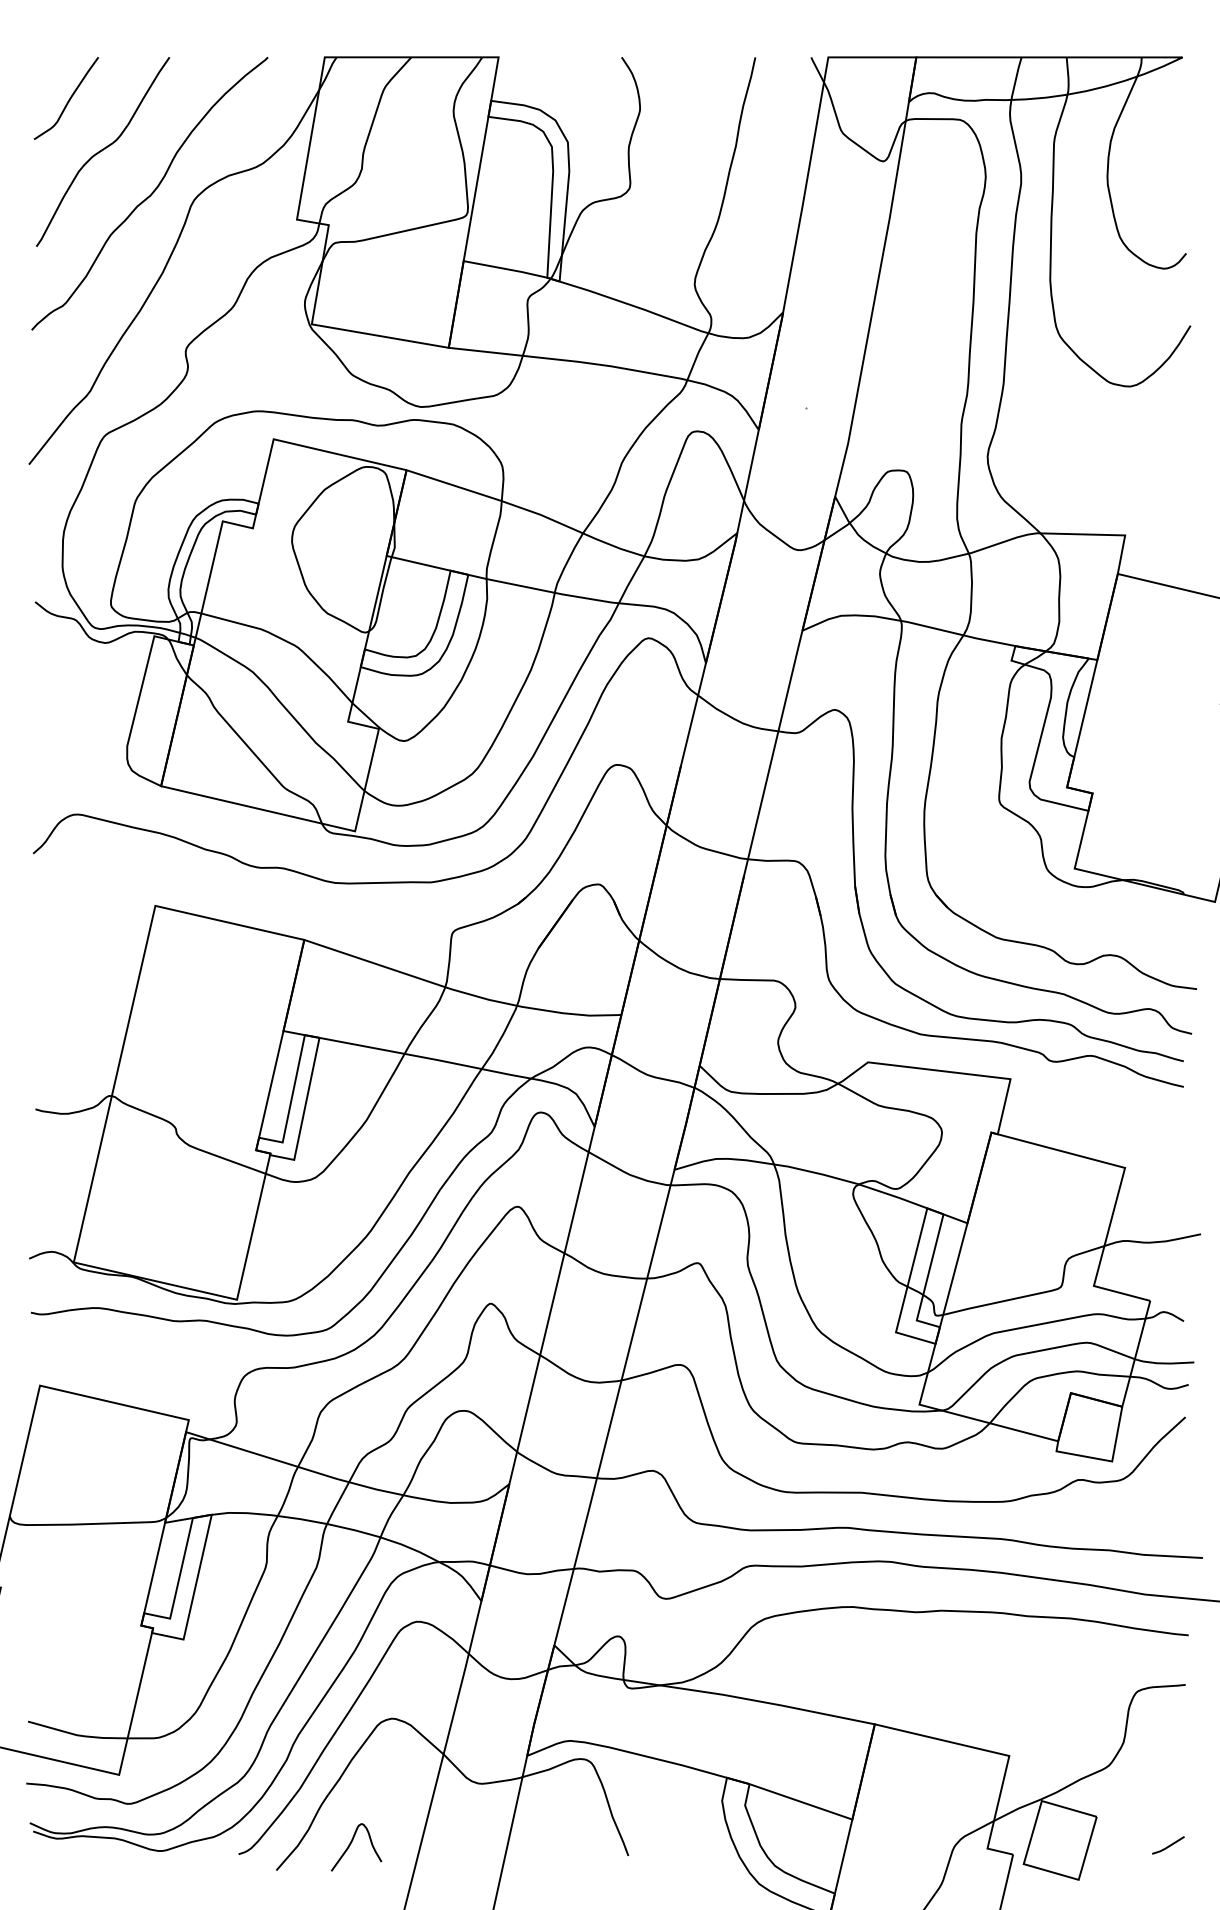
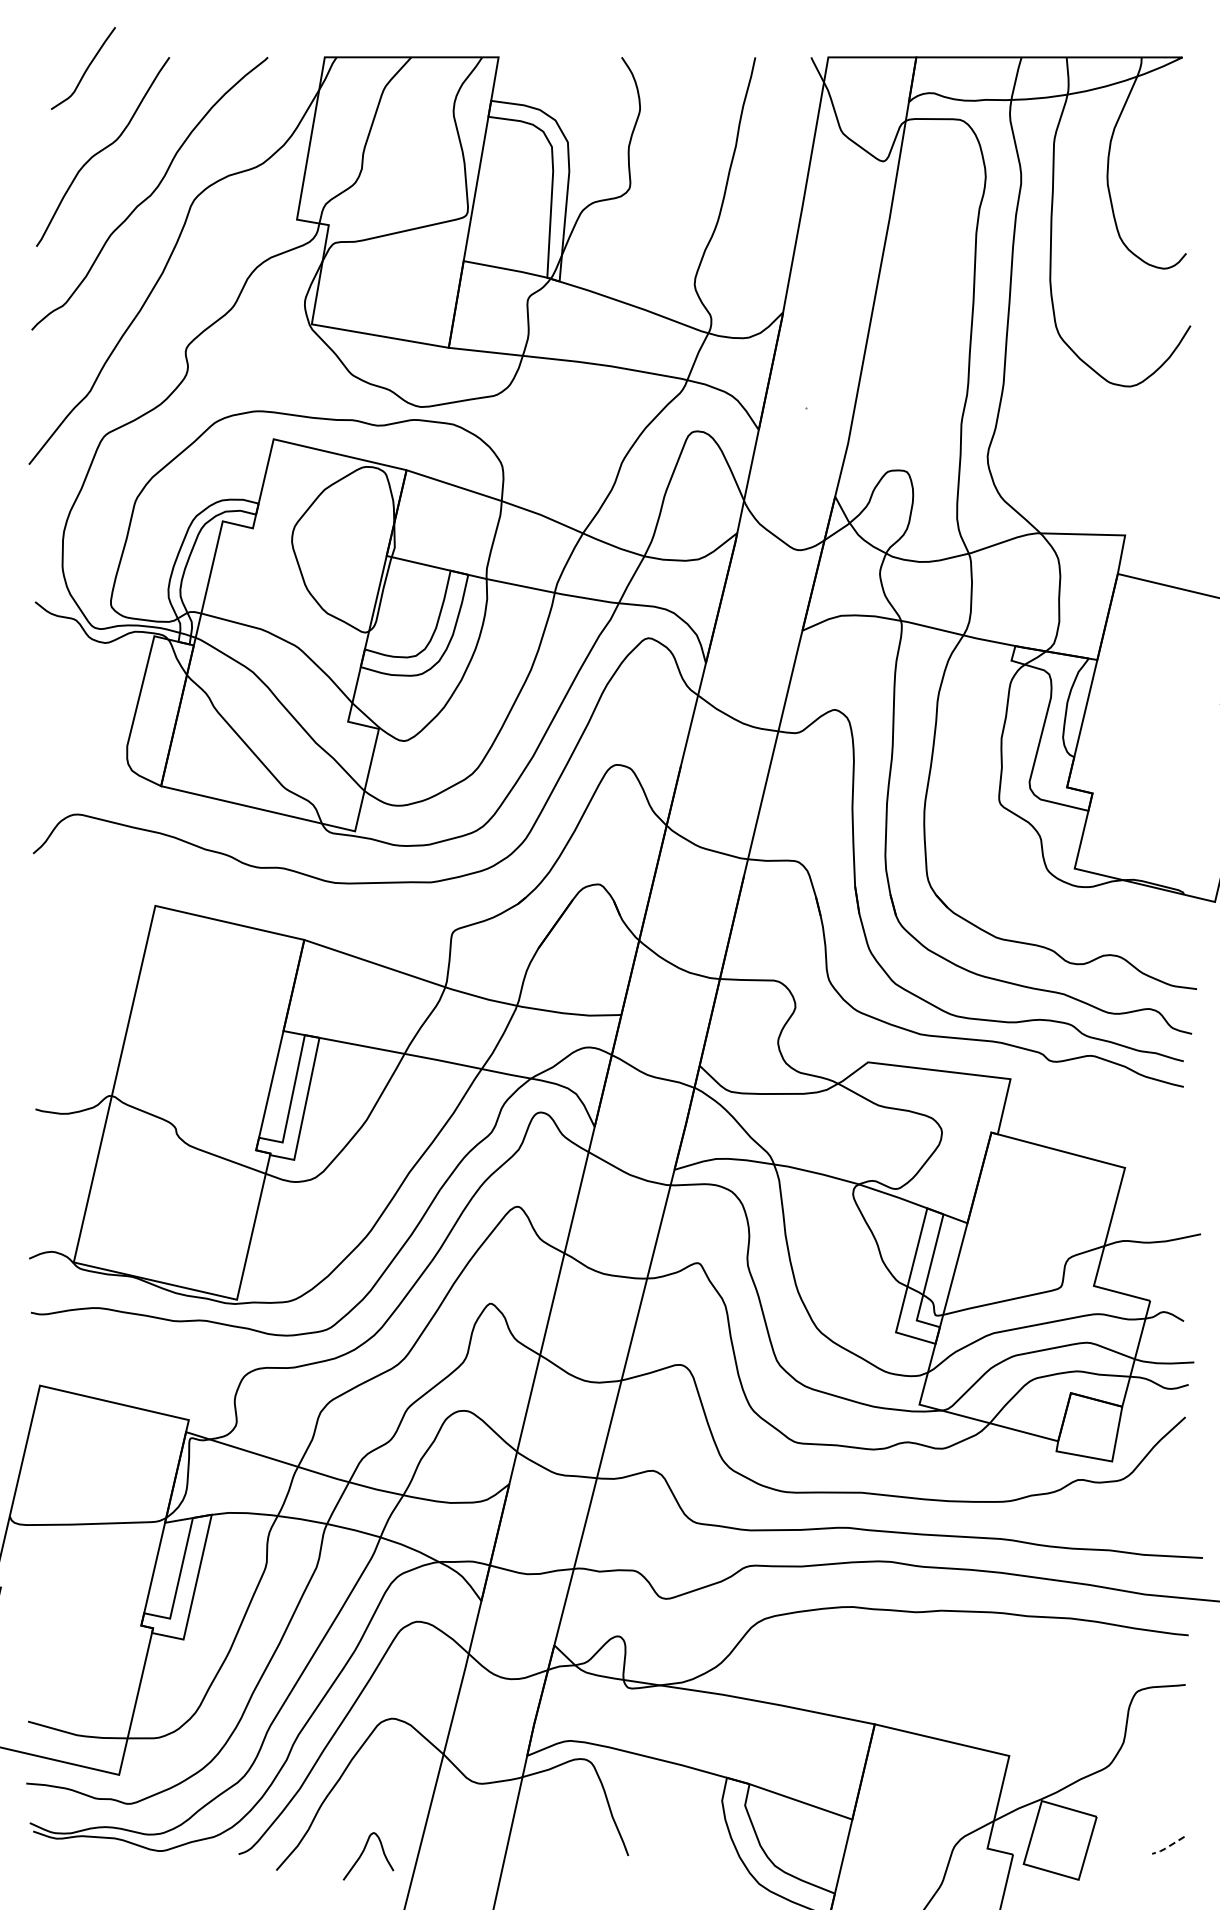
curve position: (68, 99) -> (85, 69) (85, 69)
curve position: (350, 1845) -> (362, 1854) (362, 1854)
line: solid -> dashed (1167, 1847)
